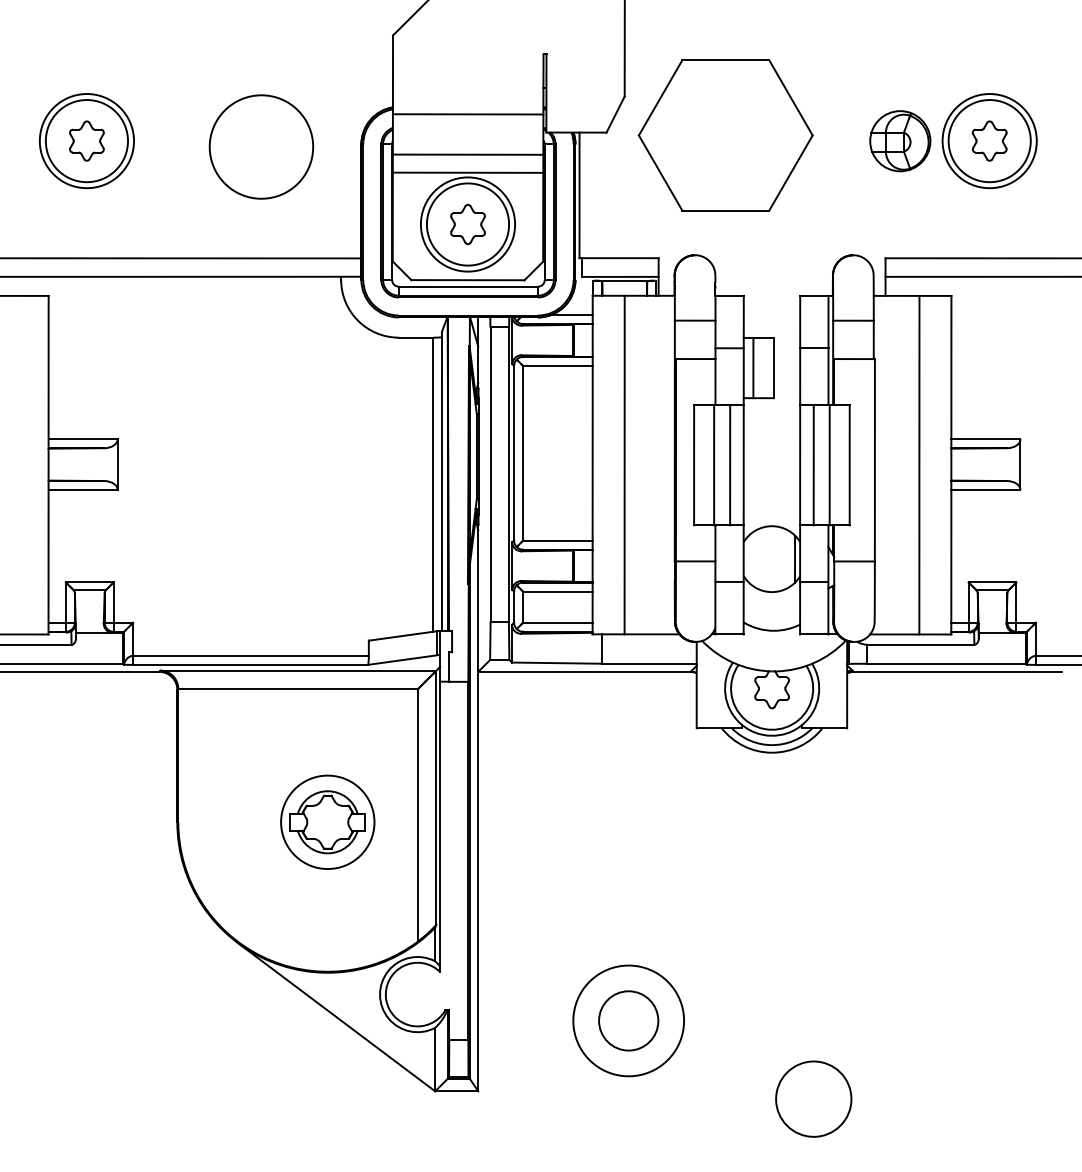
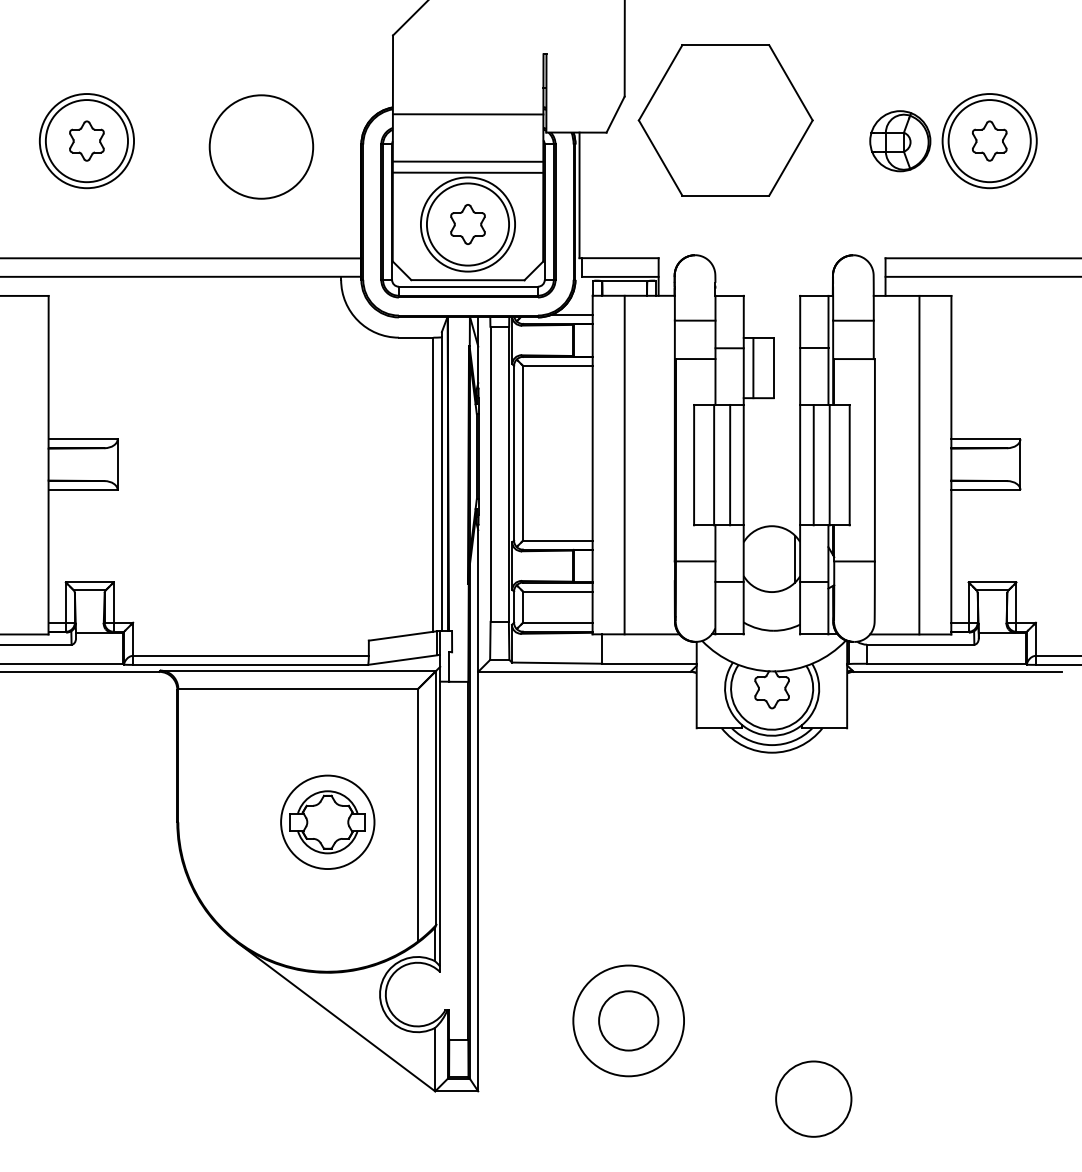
part position: (725, 135) -> (725, 120) (725, 120)
line position: (467, 154) -> (467, 161) (467, 161)
